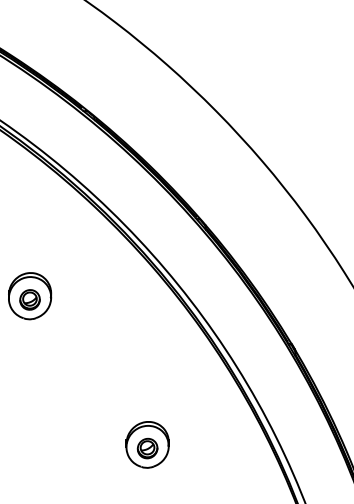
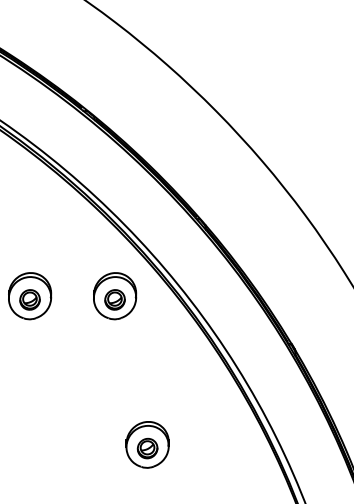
part: none -> present (115, 296)
